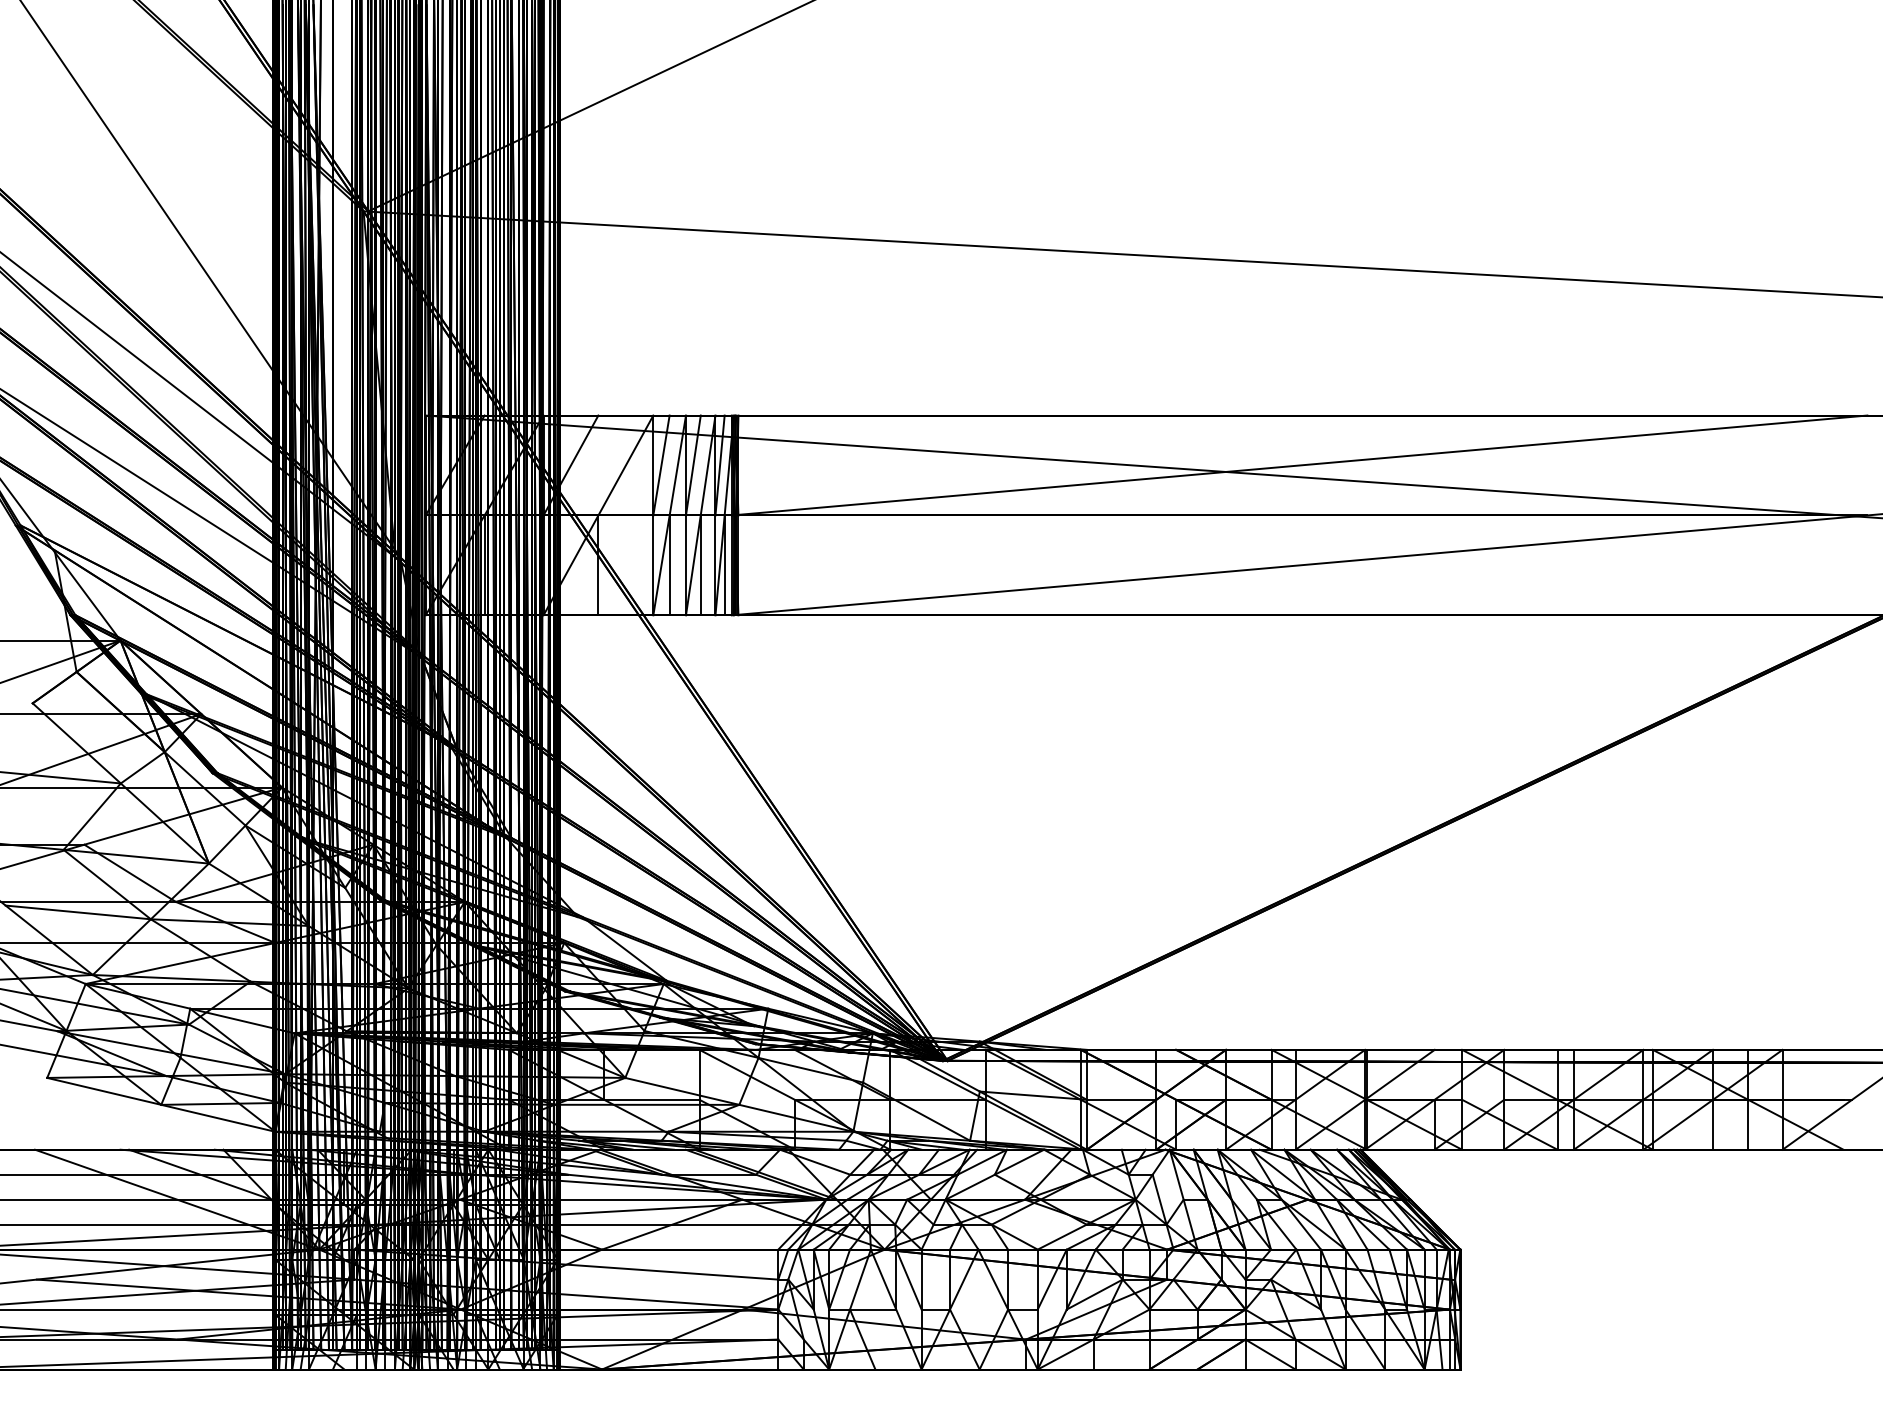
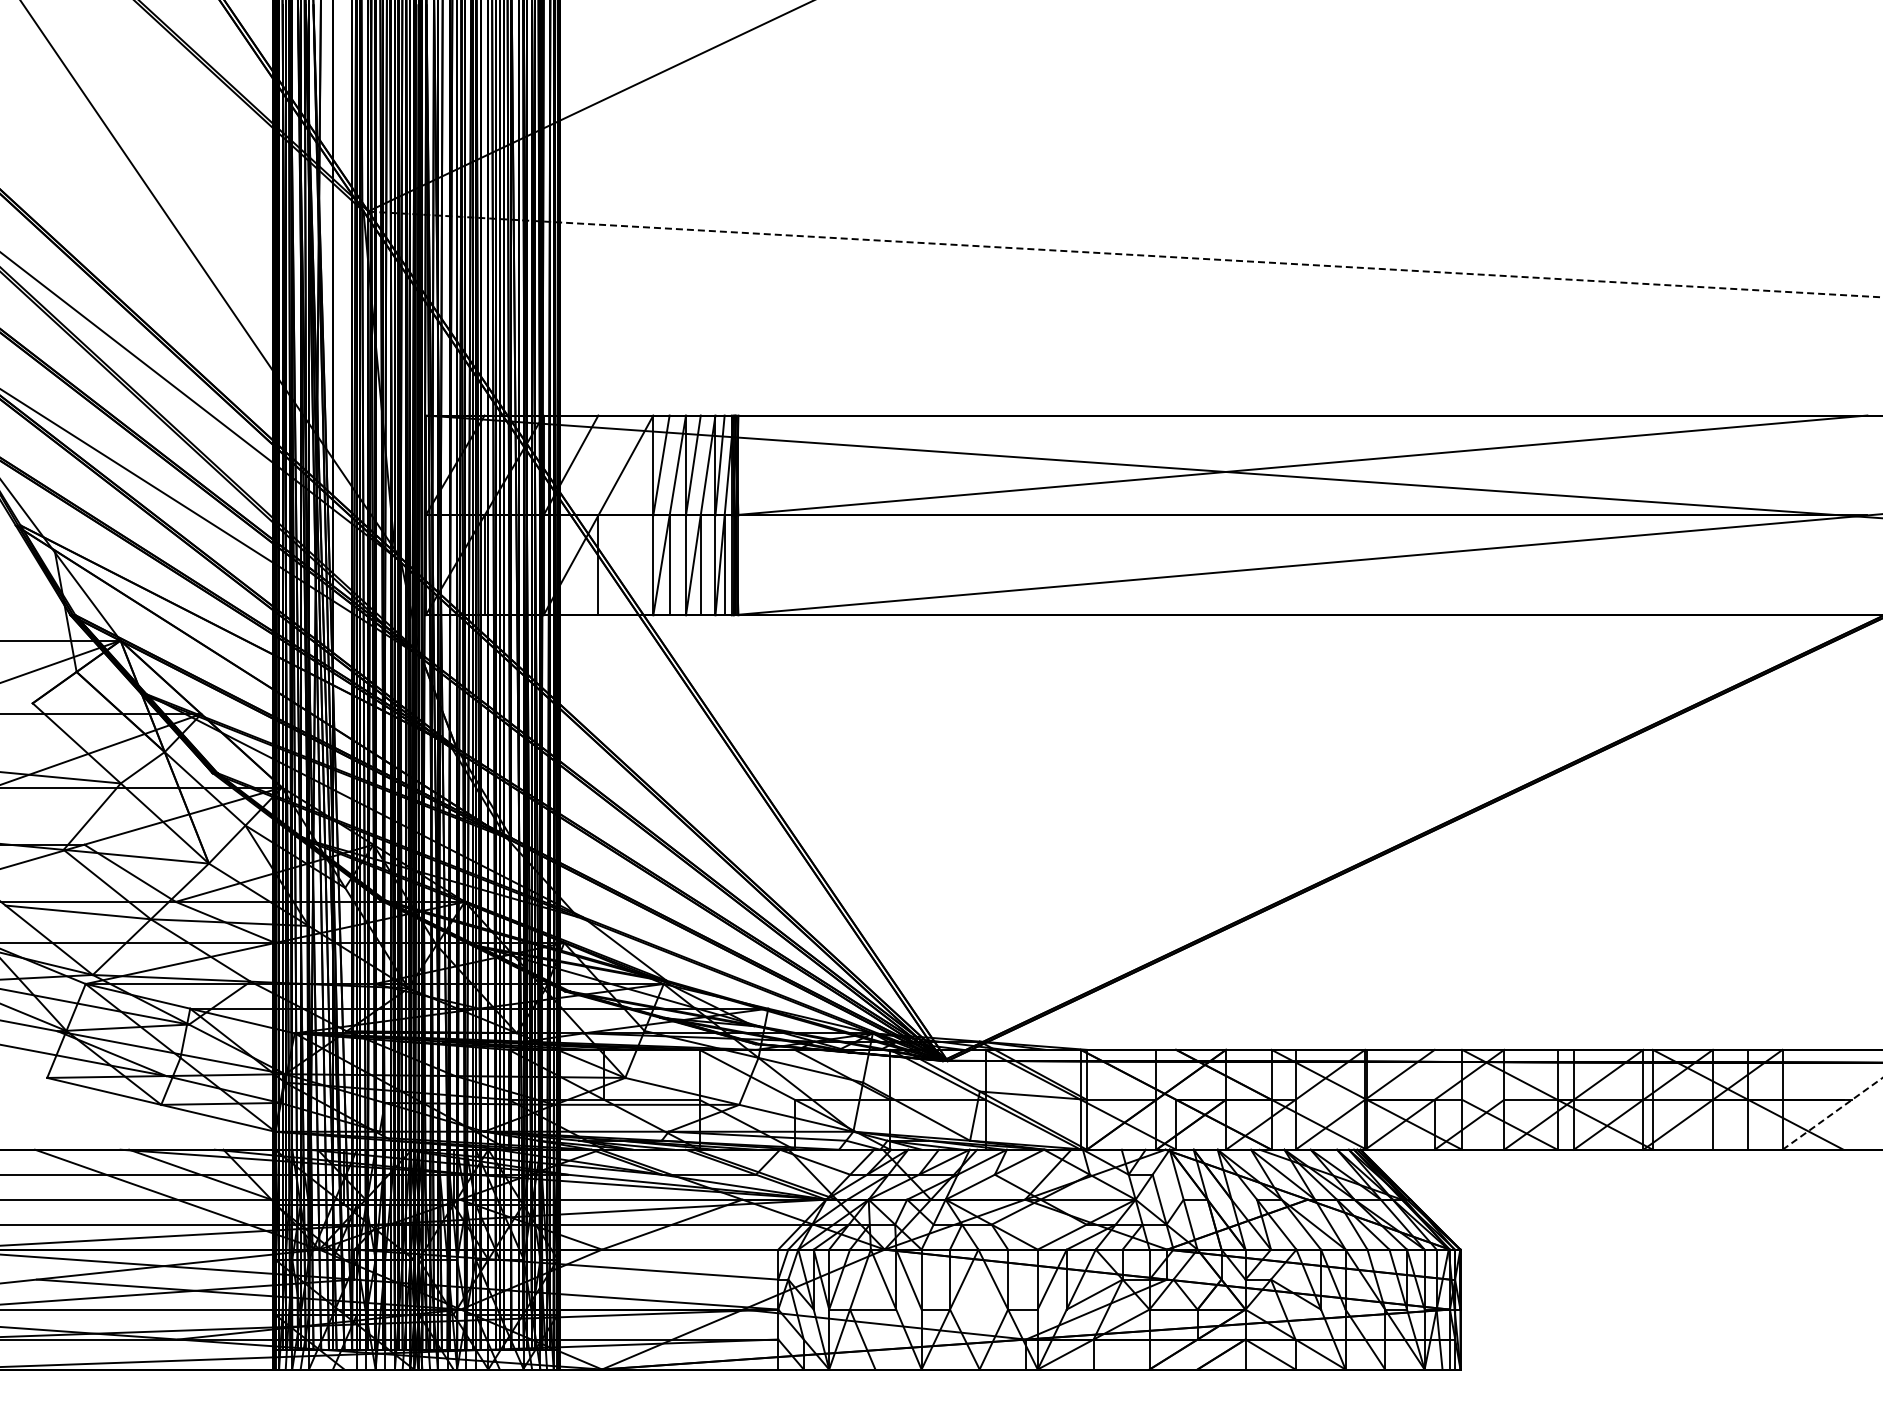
line: solid -> dashed (1122, 254)
line: solid -> dashed (1832, 1113)
